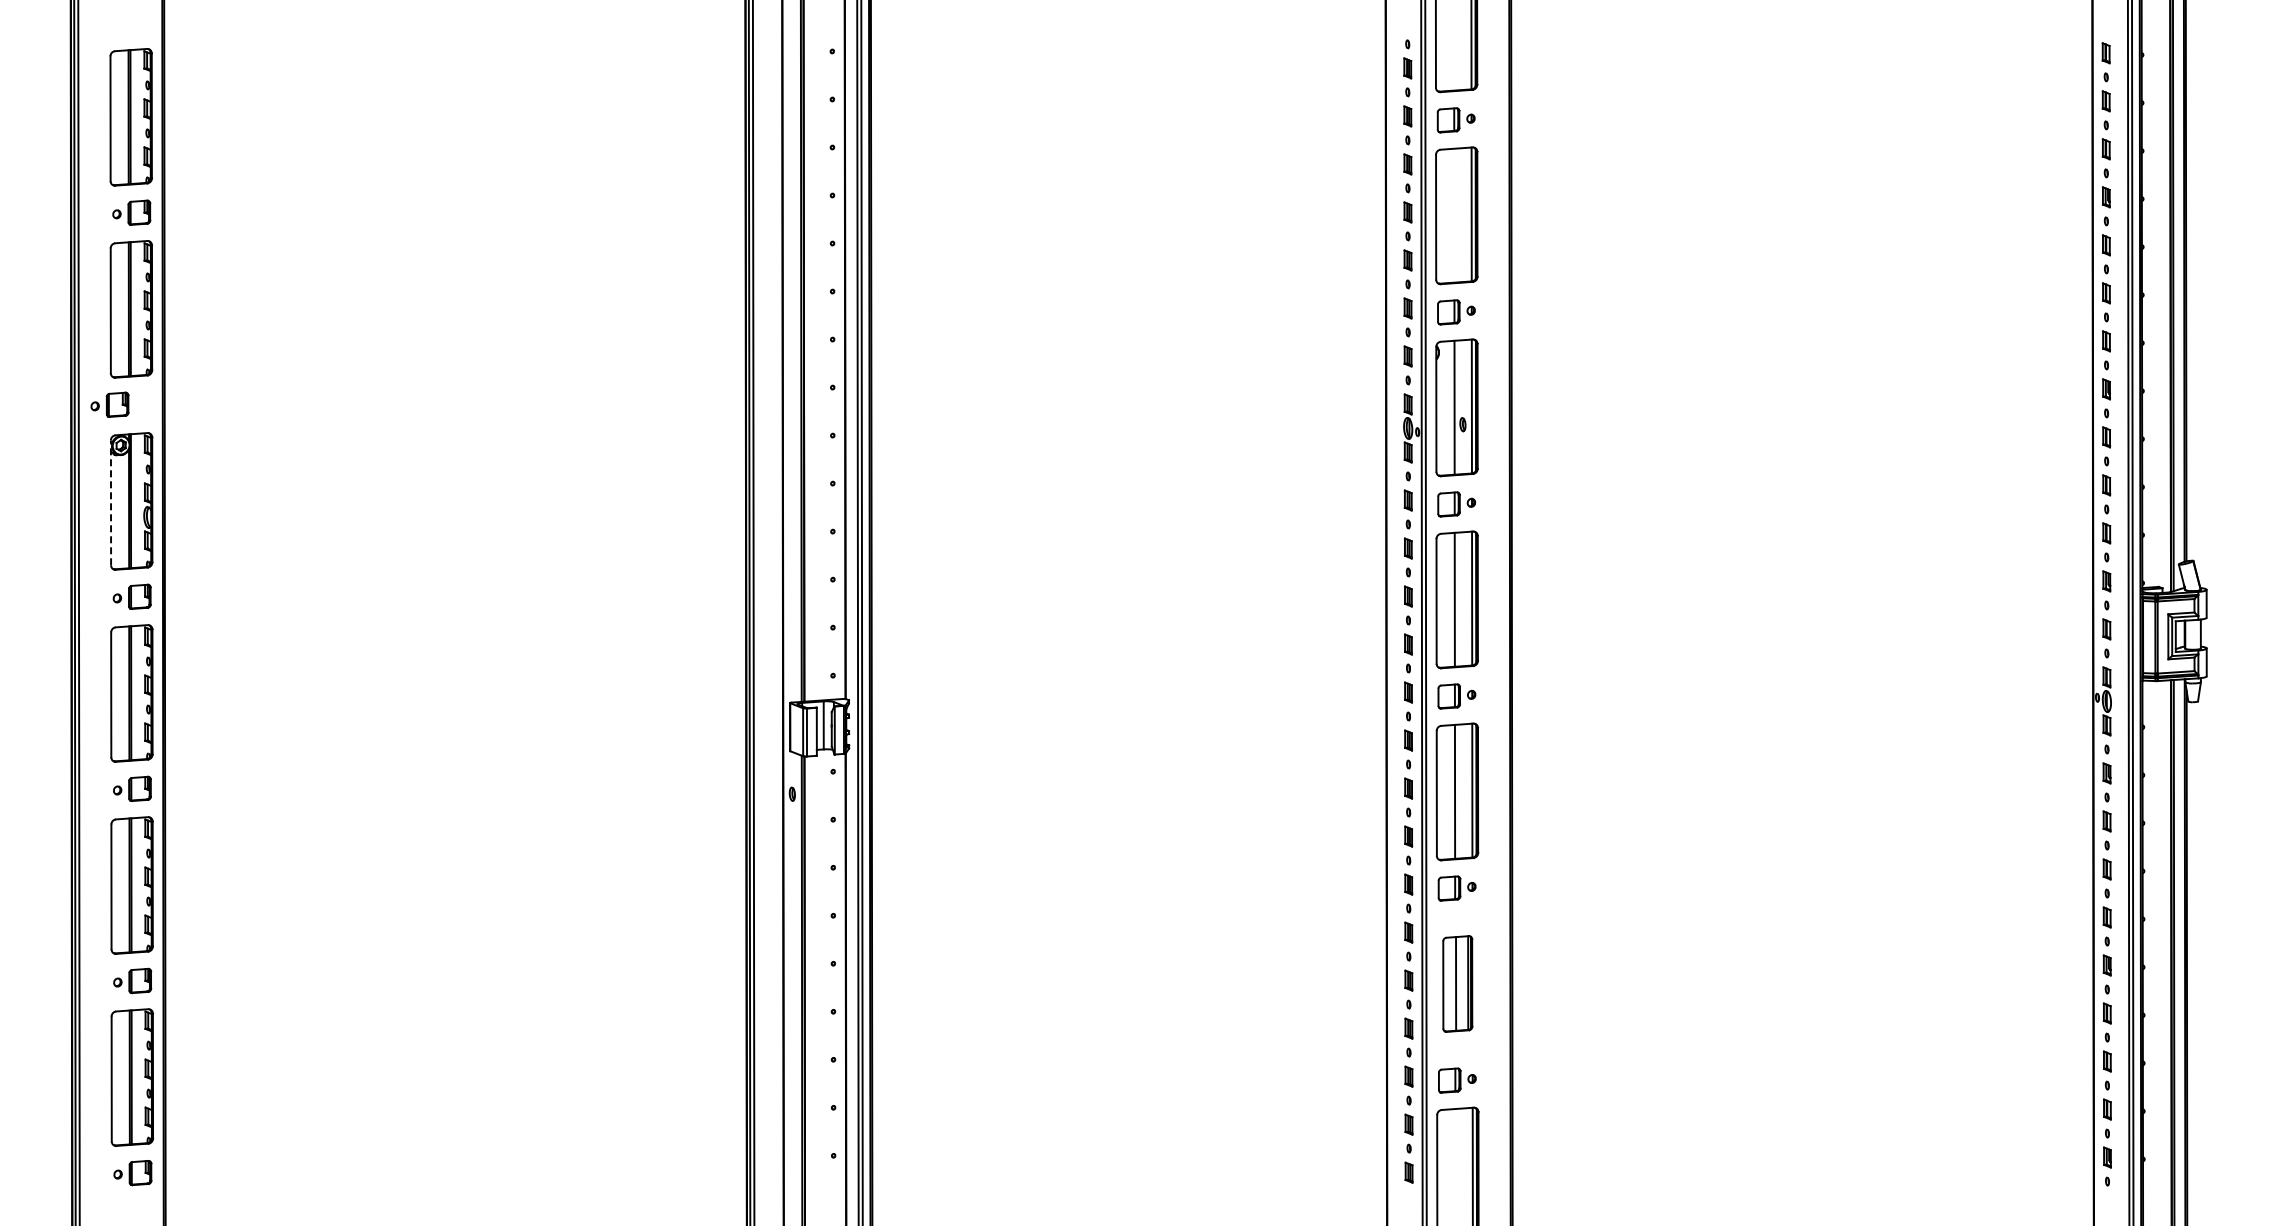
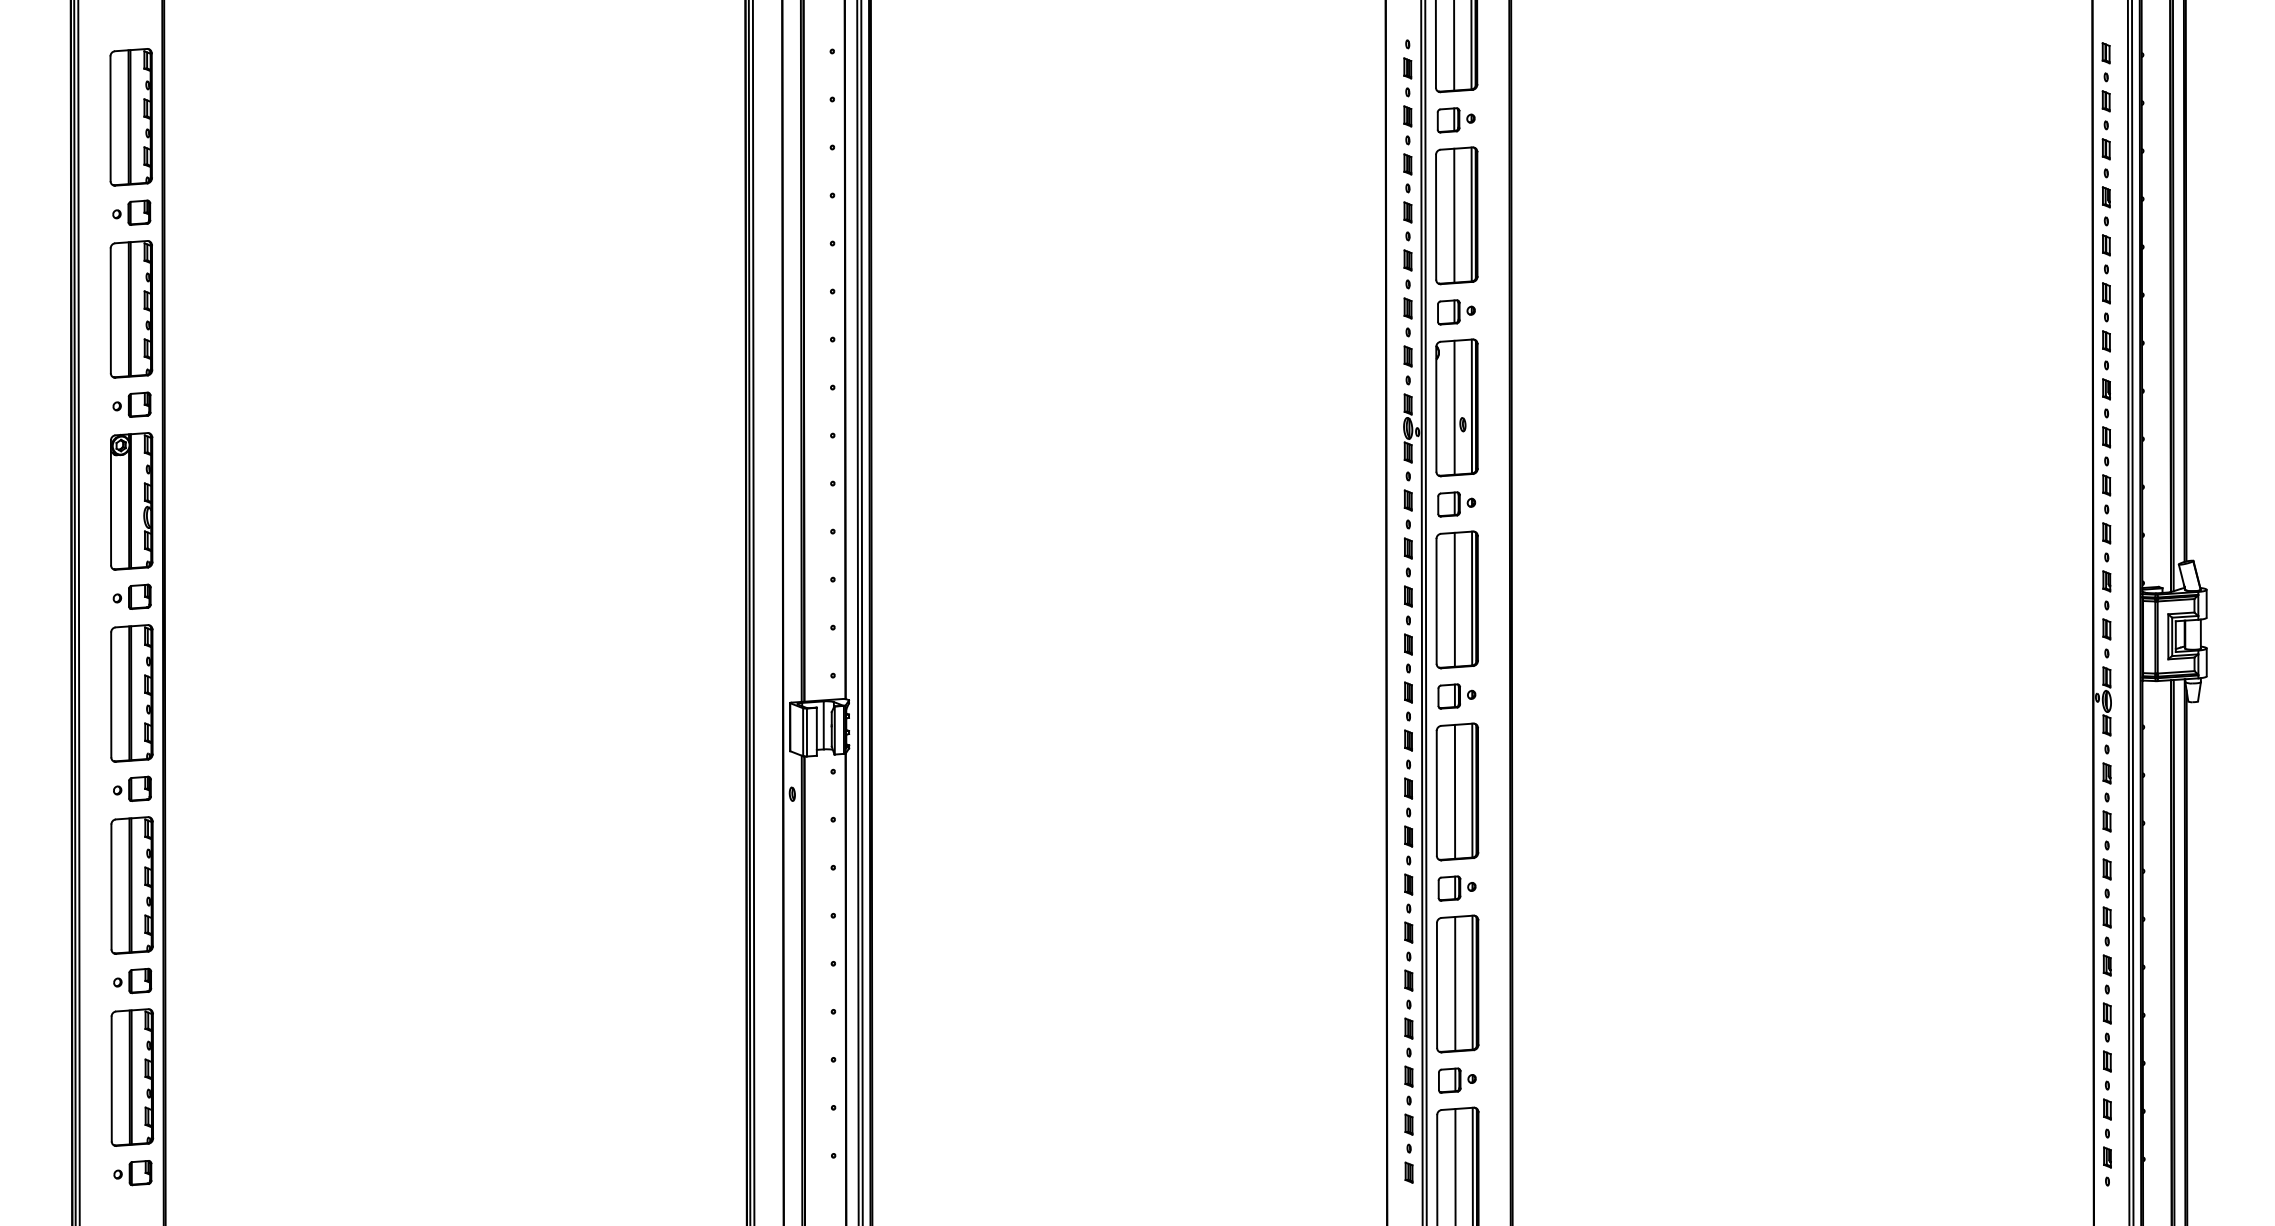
line: none -> present (1454, 46)
line: none -> present (1454, 215)
part position: (109, 404) -> (131, 404) (131, 404)
line: dashed -> solid (111, 502)
part size: 32x98 px -> 44x140 px (1457, 983)
line: none -> present (1455, 1165)
